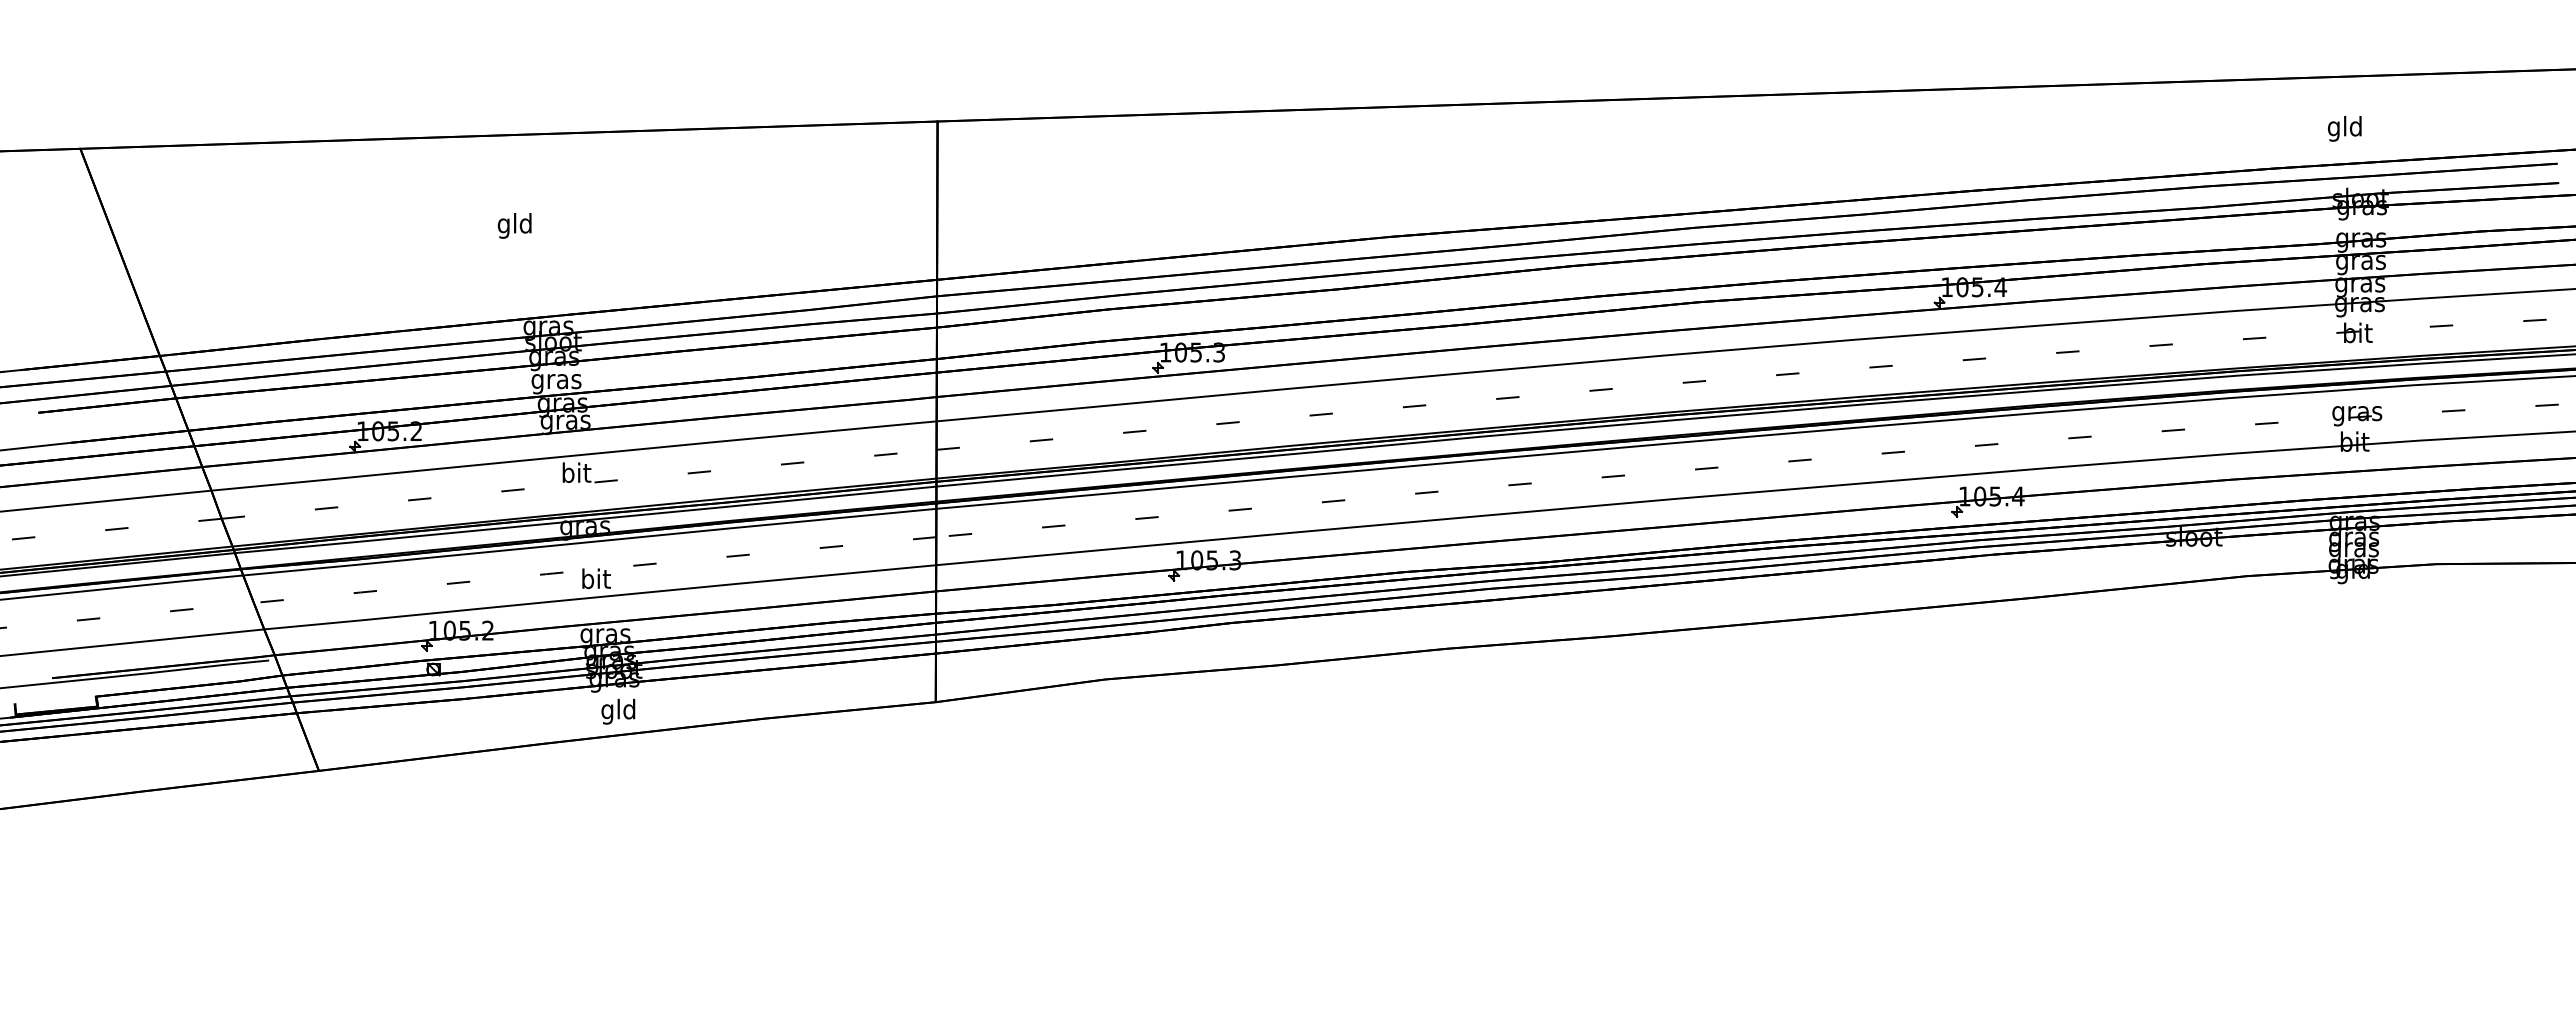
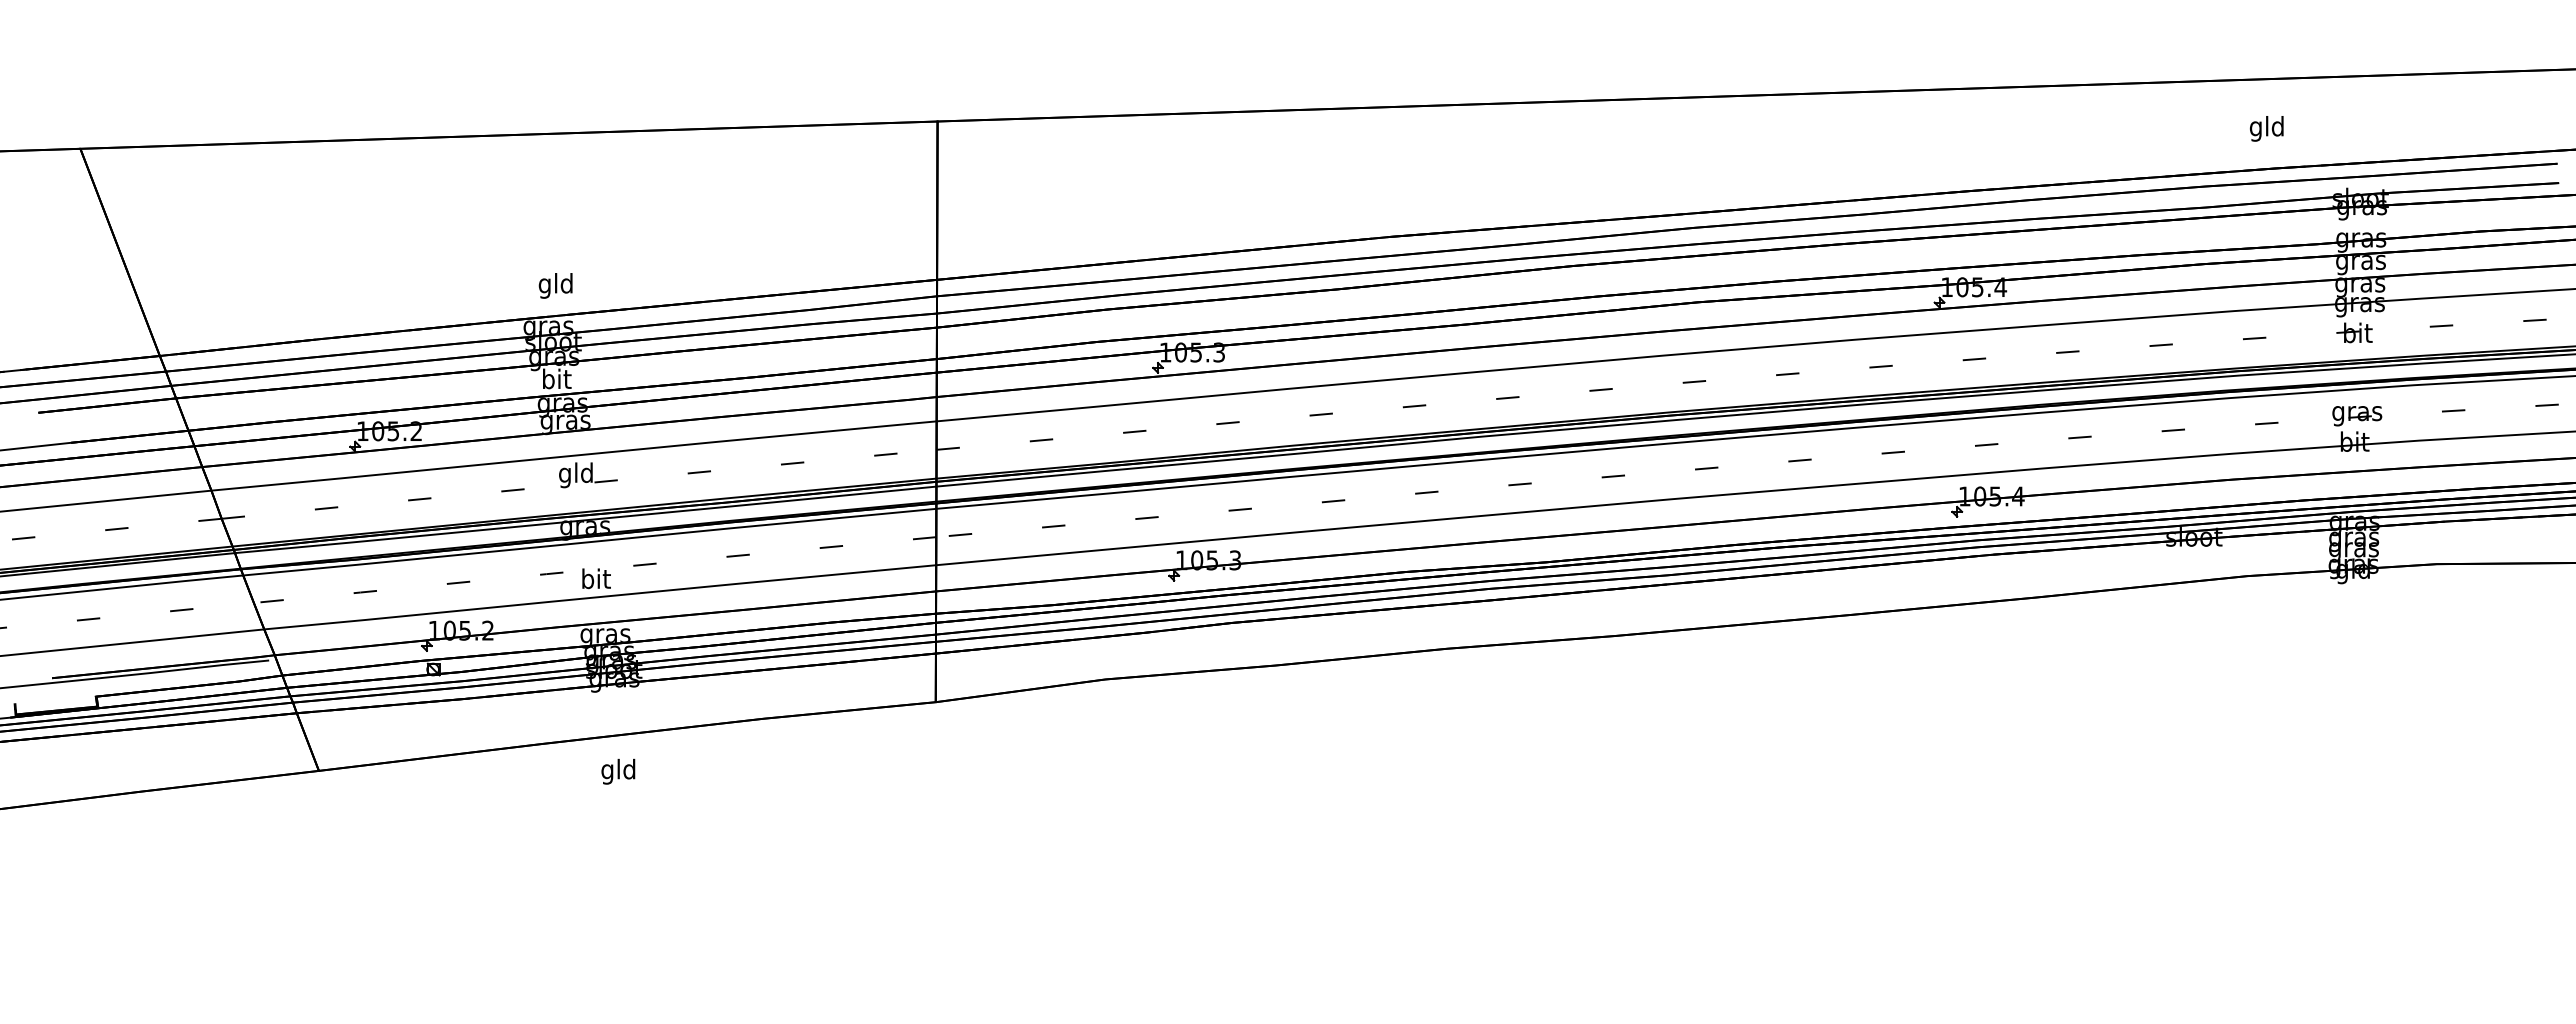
text position: (2344, 128) -> (2266, 128) (2266, 128)
text position: (514, 225) -> (555, 285) (555, 285)
text: gras -> bit (556, 381)
text: bit -> gld (575, 475)
text position: (618, 711) -> (618, 771) (618, 771)
